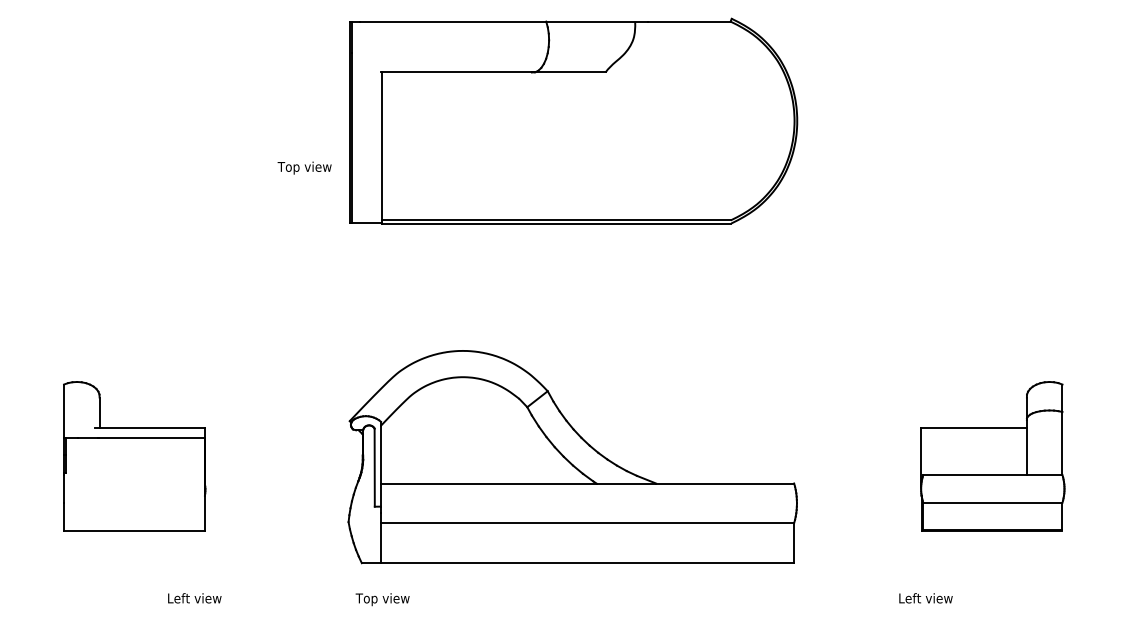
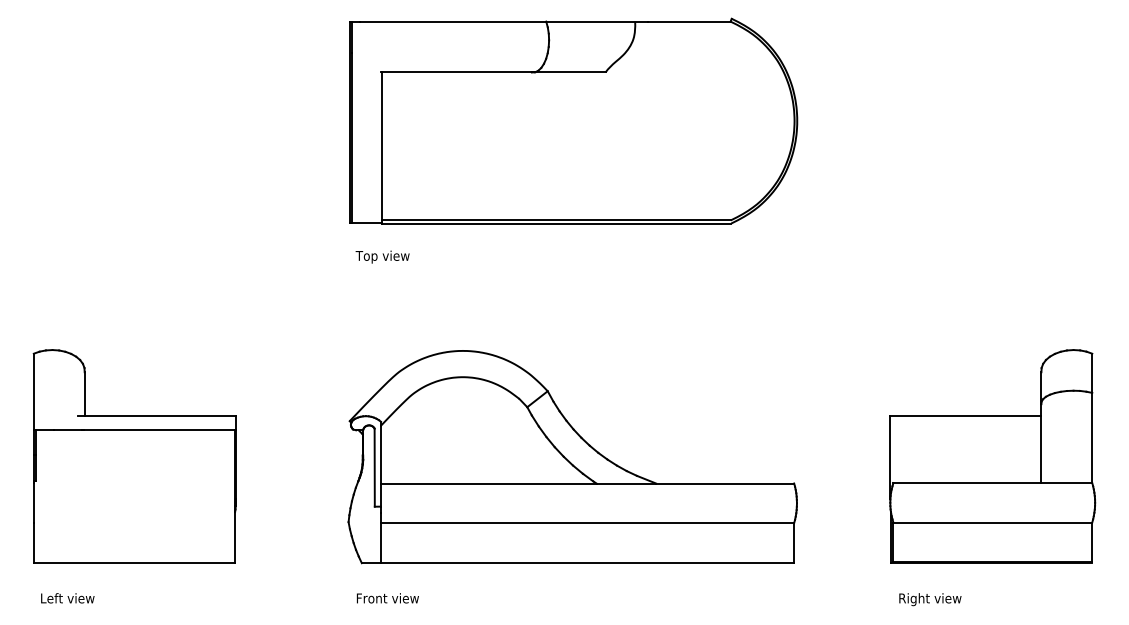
text position: (304, 167) -> (382, 256) (382, 256)
part size: 144x151 px -> 205x215 px (134, 456)
part size: 146x151 px -> 208x215 px (992, 456)
text position: (194, 598) -> (67, 598) (67, 598)
text: Top view -> Front view (386, 599)
text: Left view -> Right view (930, 599)
